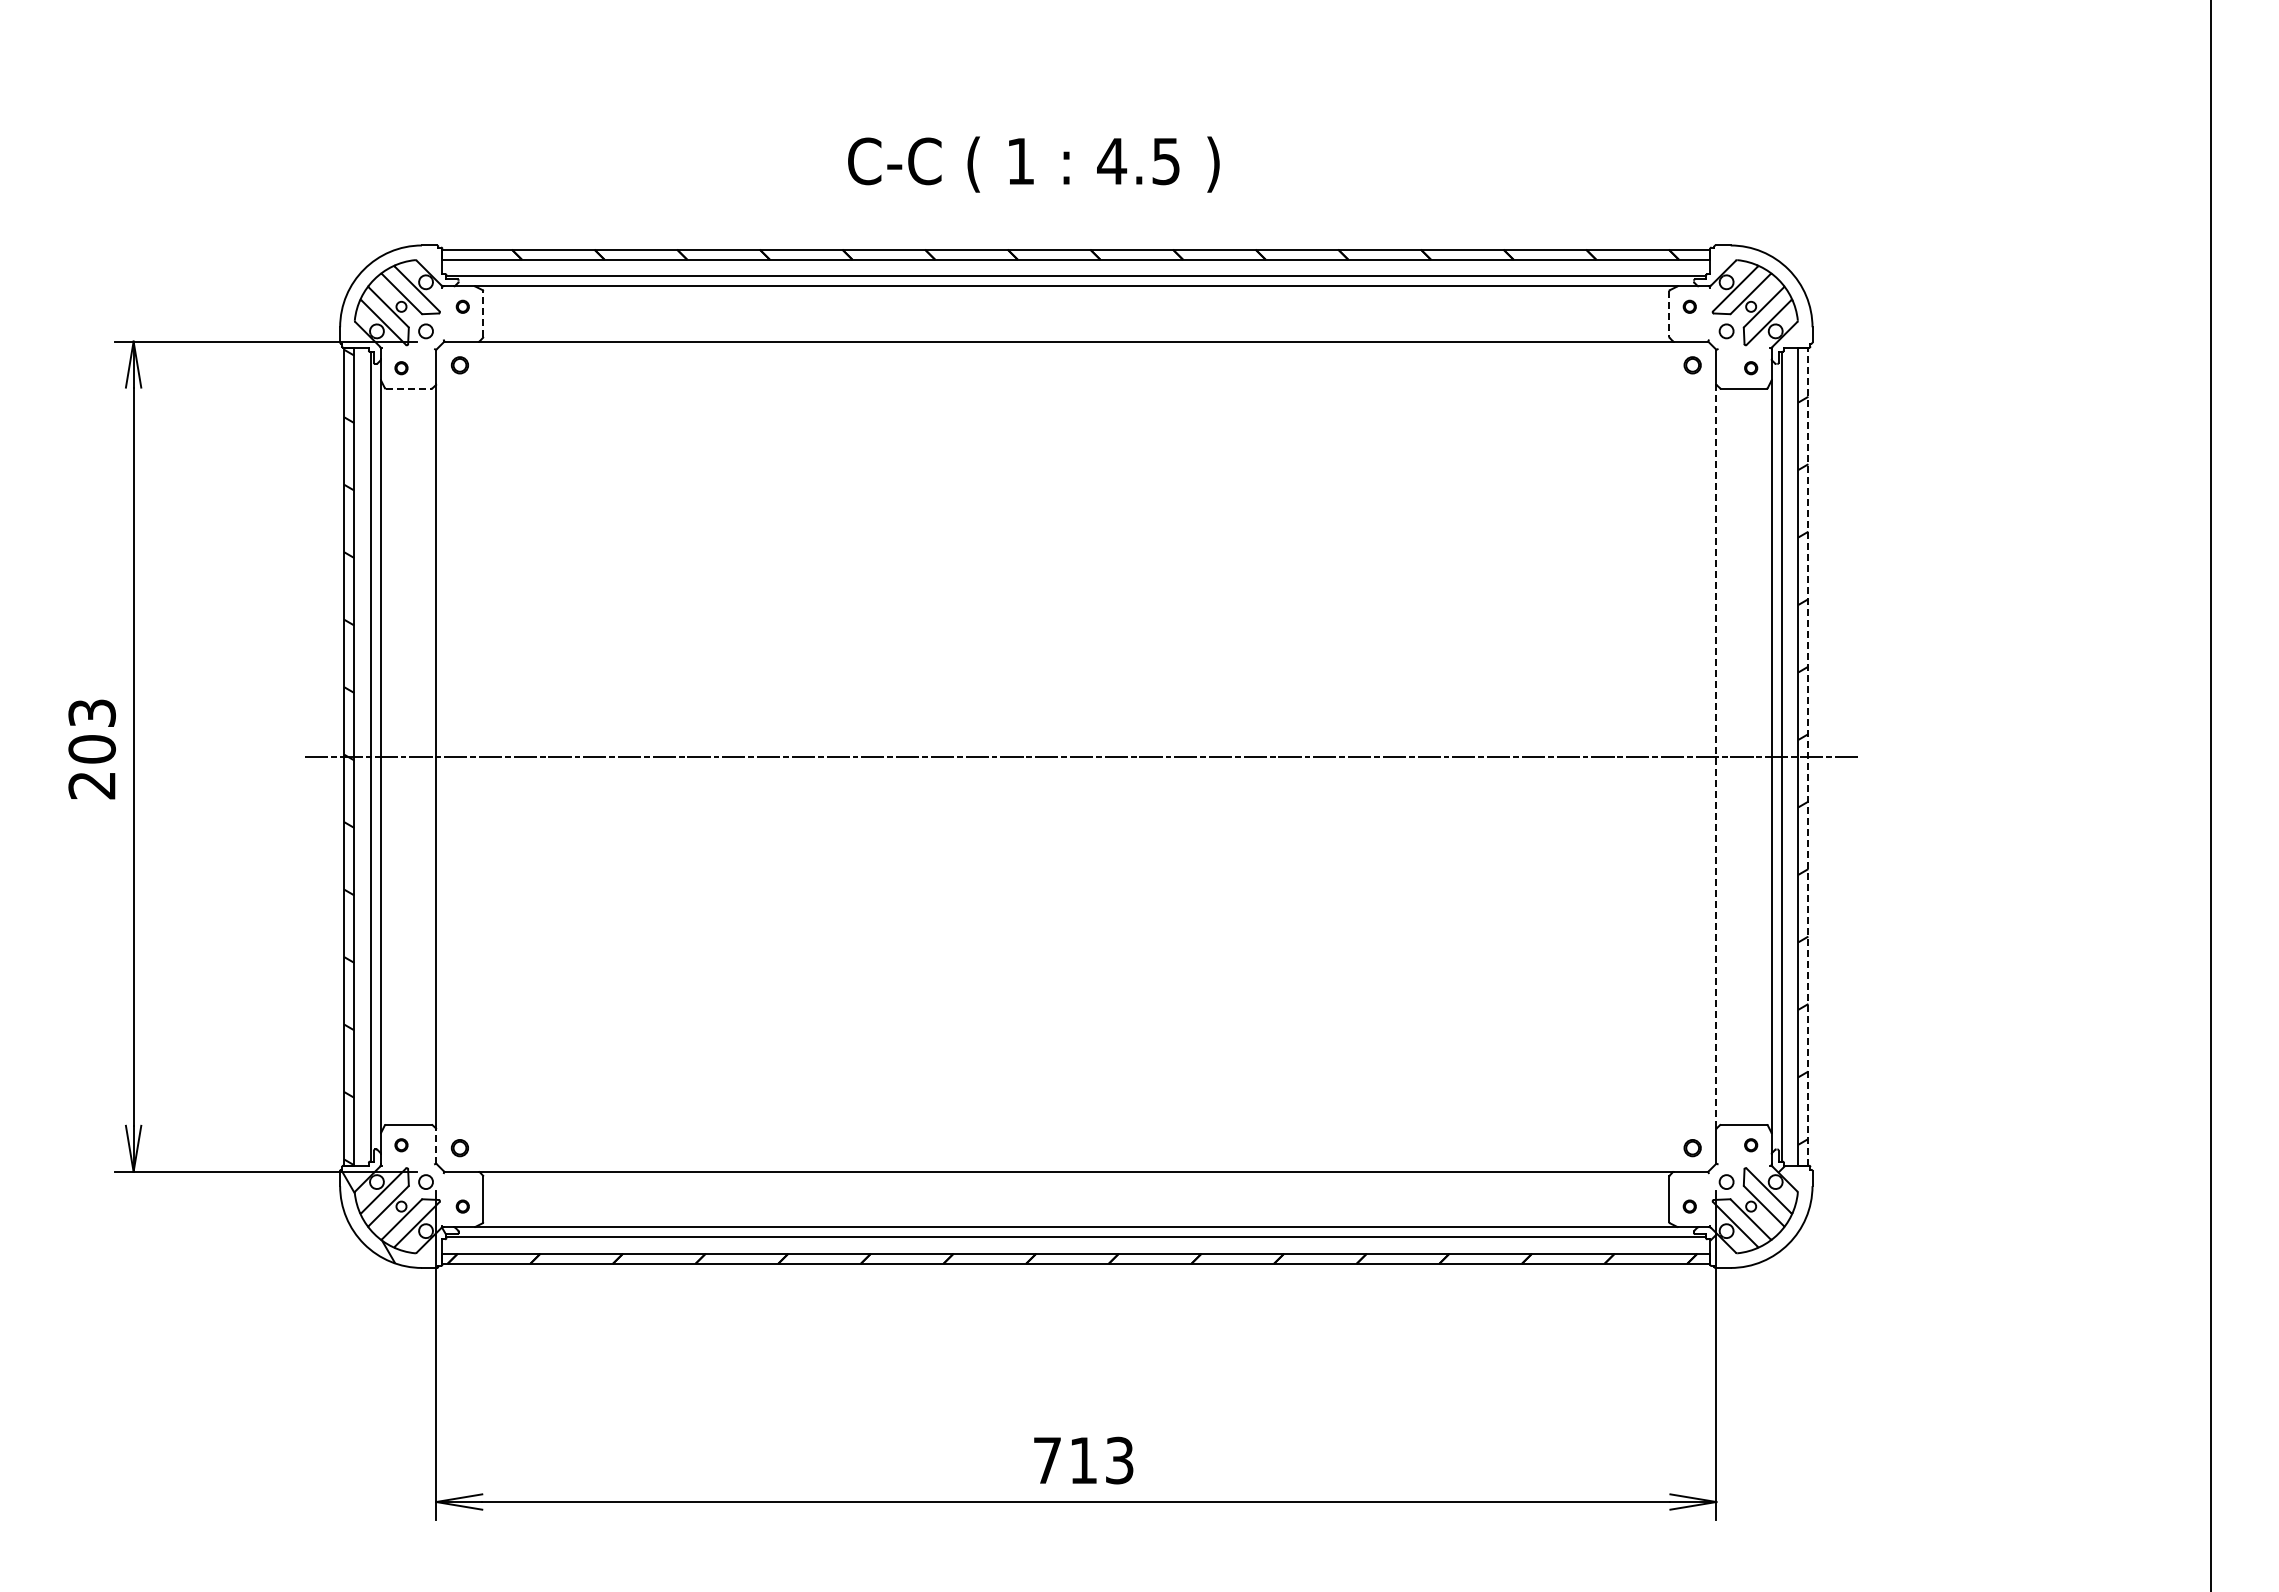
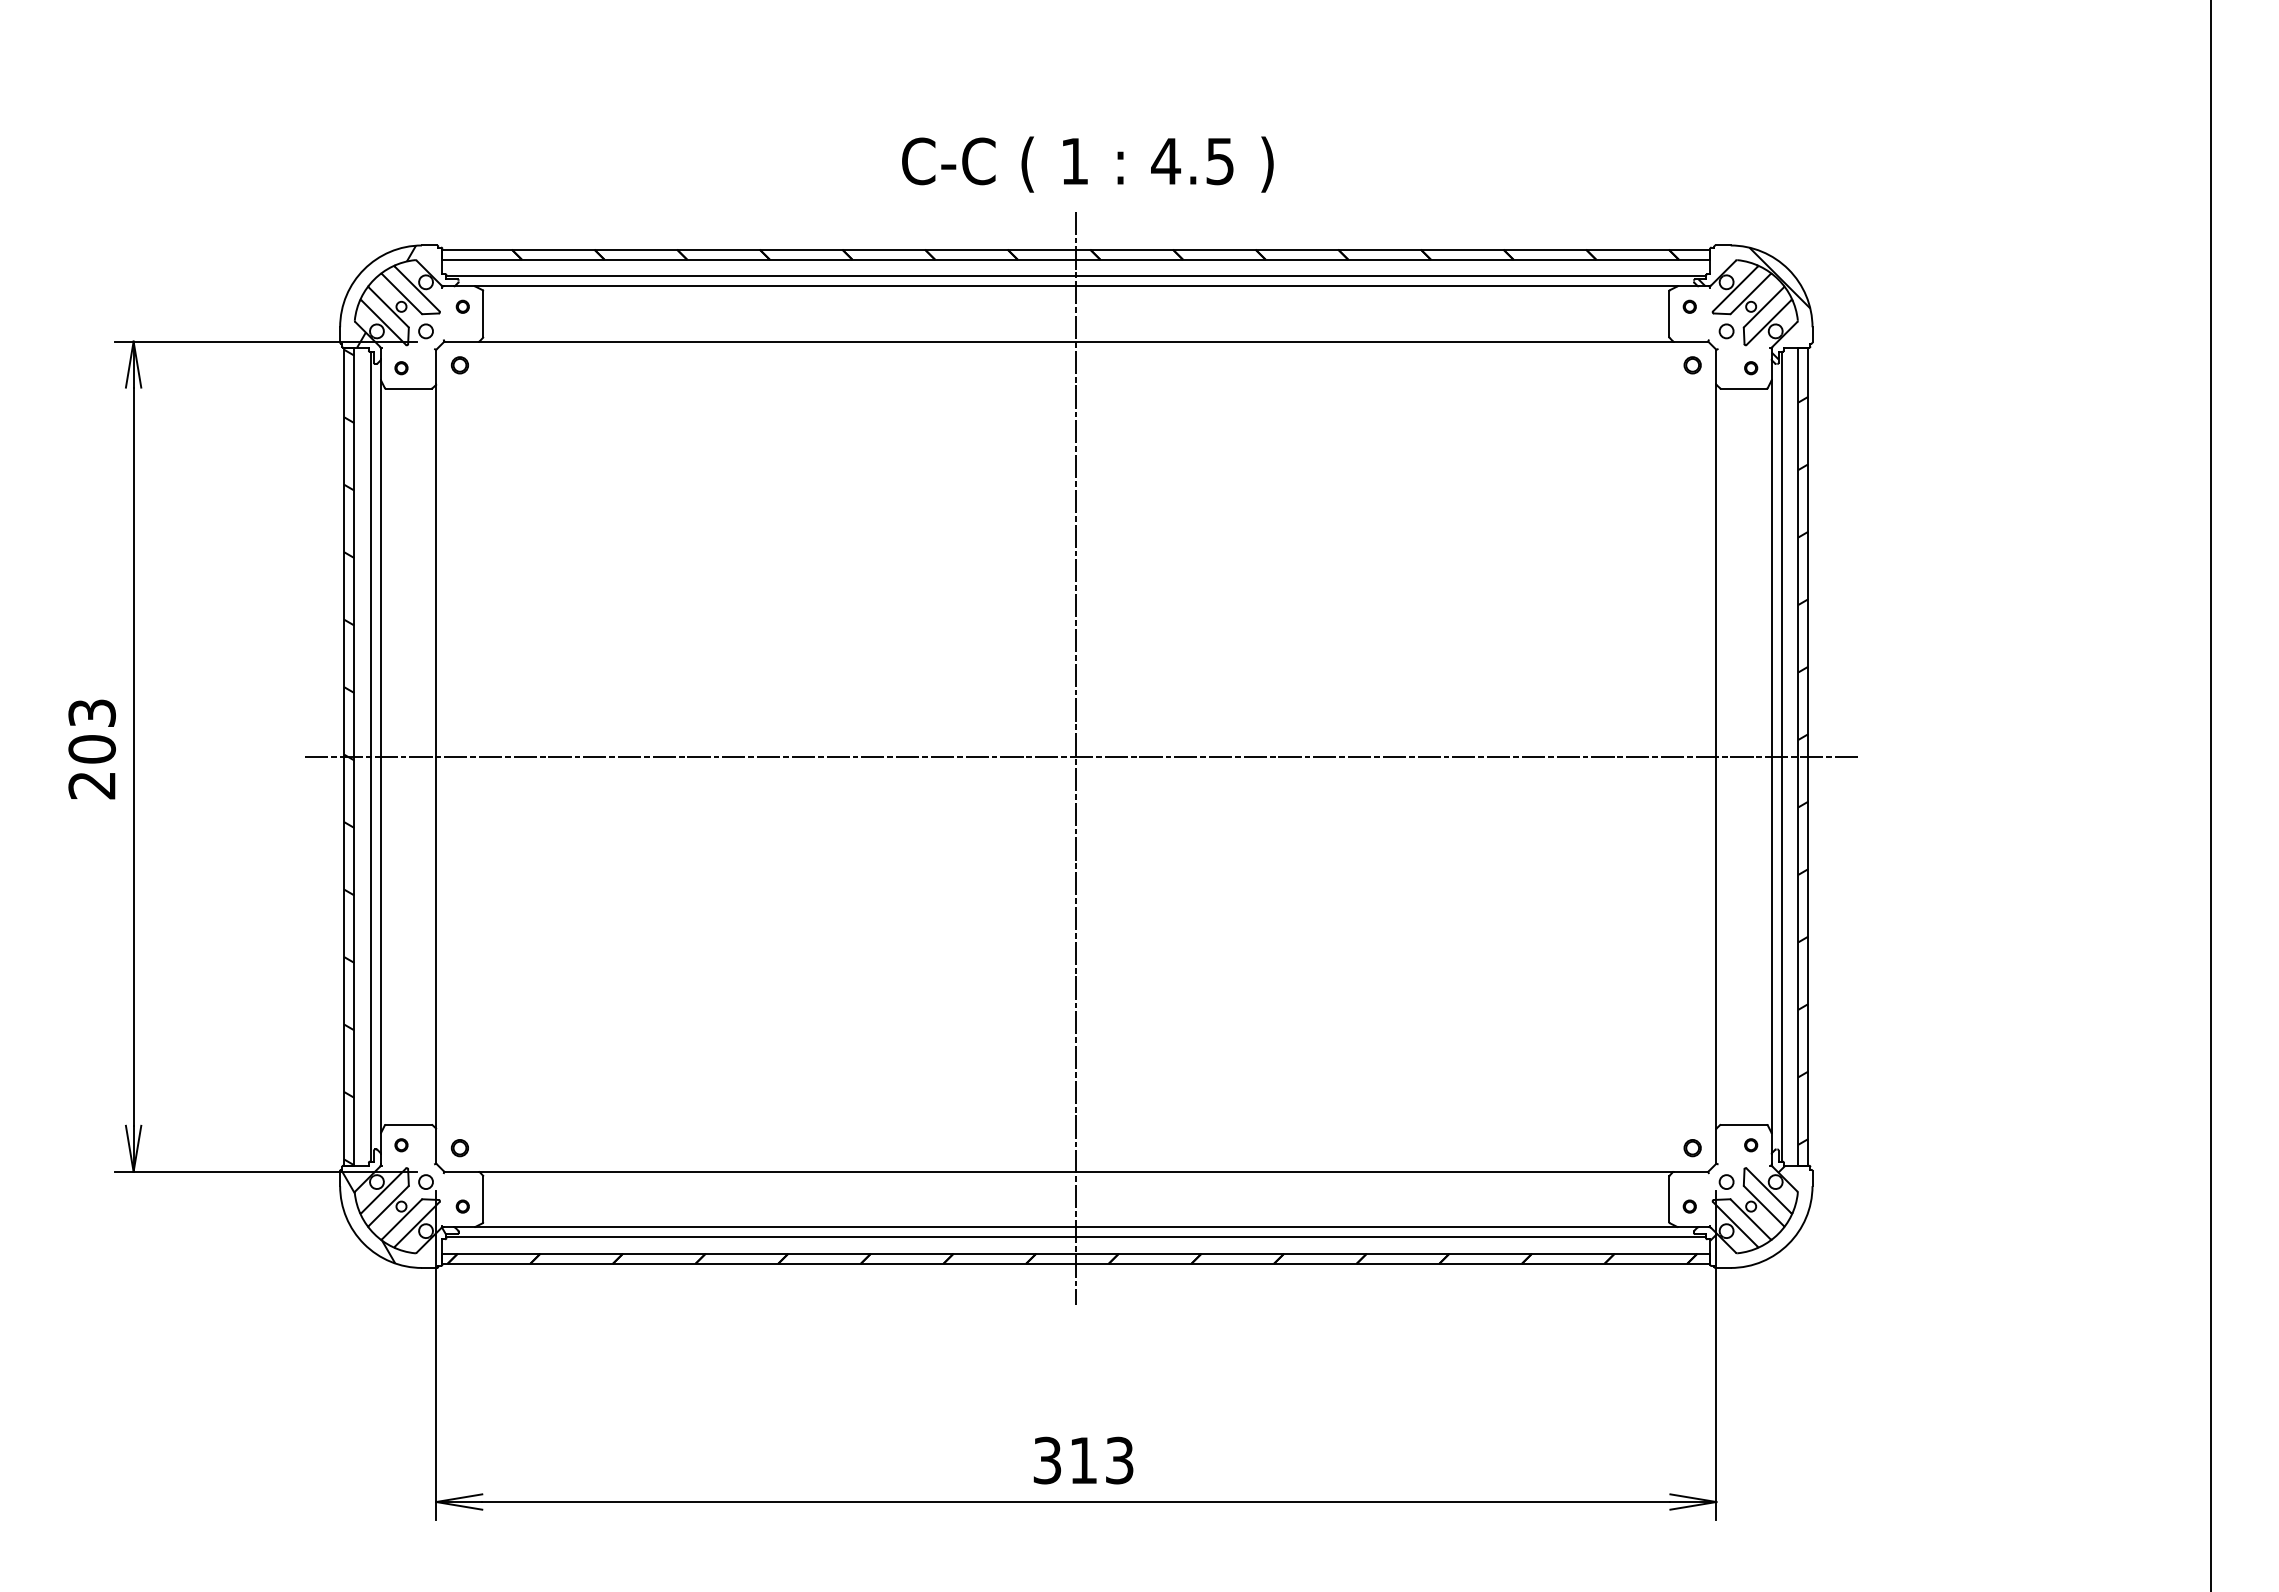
text position: (1033, 164) -> (1087, 164) (1087, 164)
hatch: none -> present (386, 296)
hatch: none -> present (1754, 303)
line: dashed -> solid (483, 314)
line: dashed -> solid (1669, 314)
line: dashed -> solid (408, 388)
line: dashed -> solid (1808, 756)
line: none -> present (1076, 757)
line: dashed -> solid (1716, 757)
line: dashed -> solid (436, 1145)
text: 713 -> 313 (1047, 1460)
